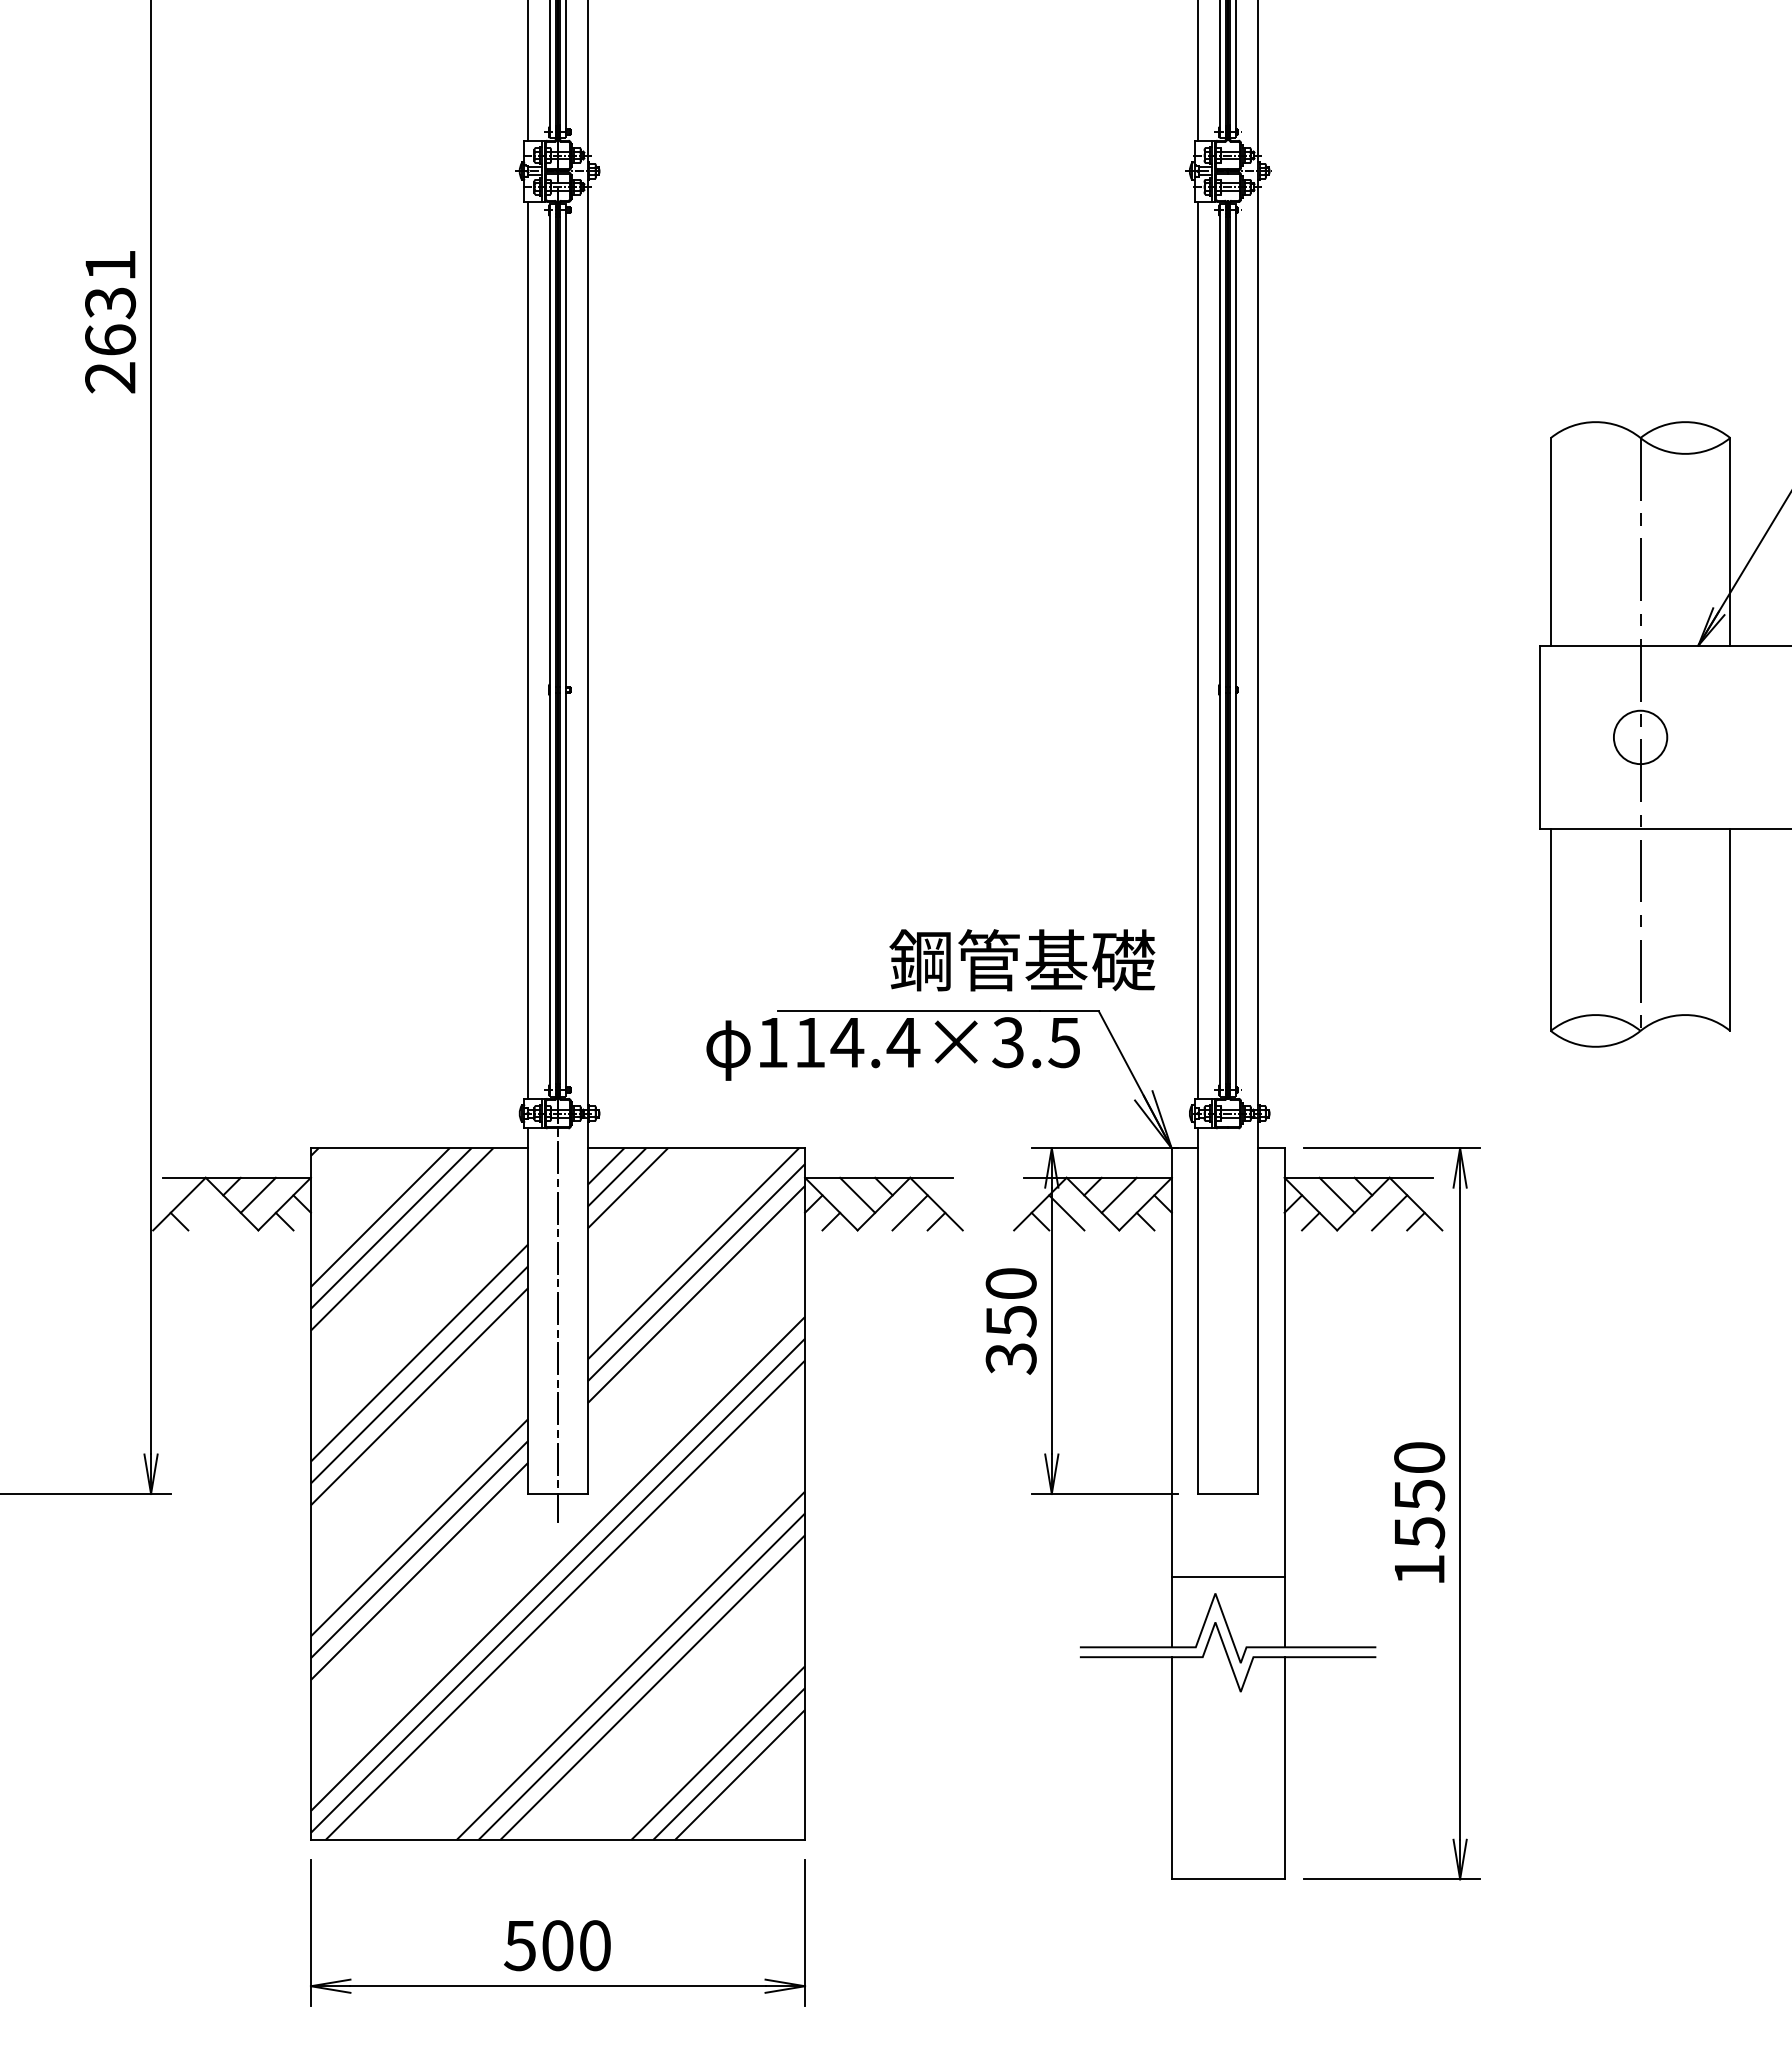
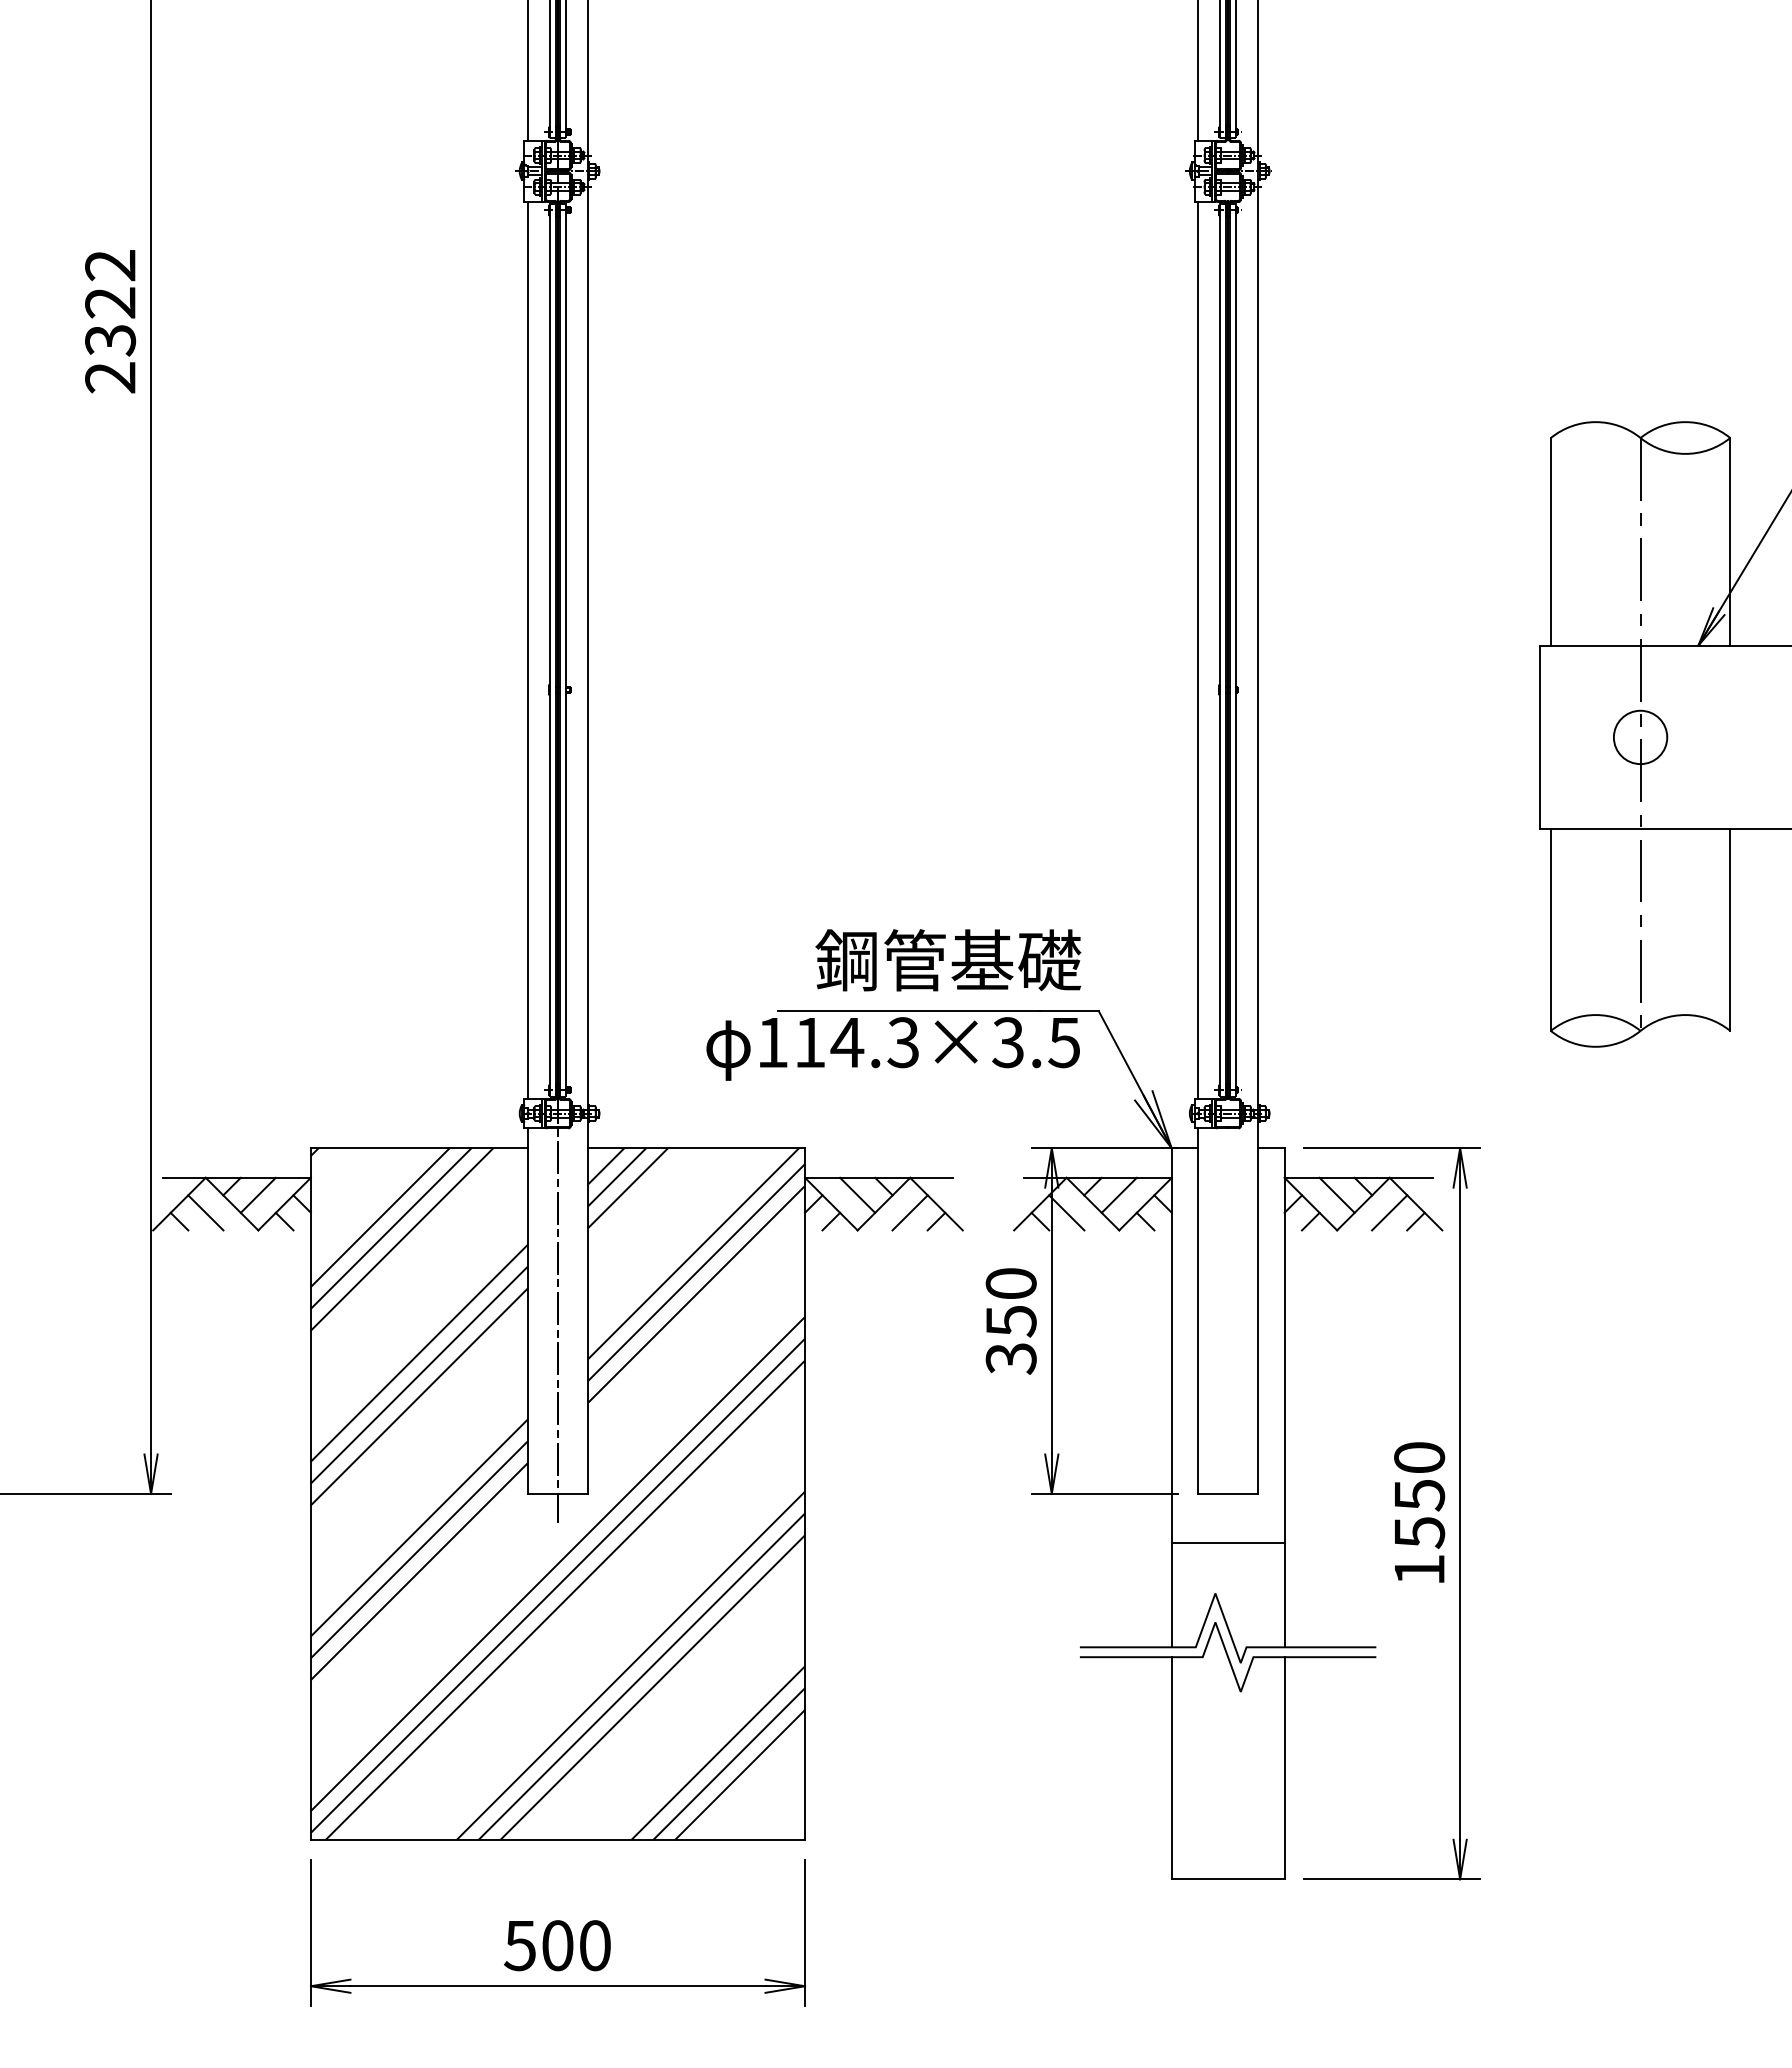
text: 2631 -> 2322 (110, 303)
text position: (1022, 960) -> (948, 960) (948, 960)
text: 114.4×3.5 -> 114.3×3.5 (903, 1042)
line: none -> present (205, 1212)
line position: (1227, 1577) -> (1227, 1543) (1227, 1543)
